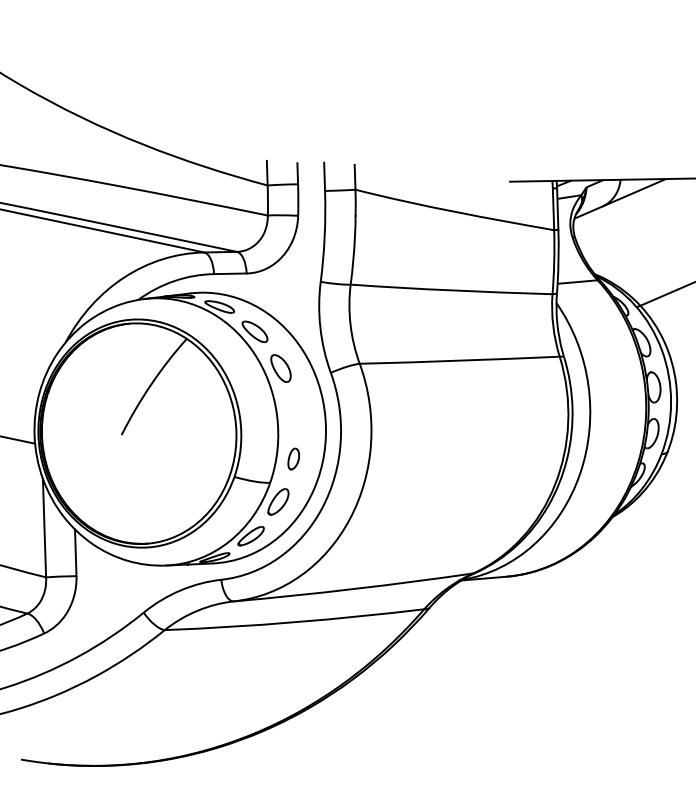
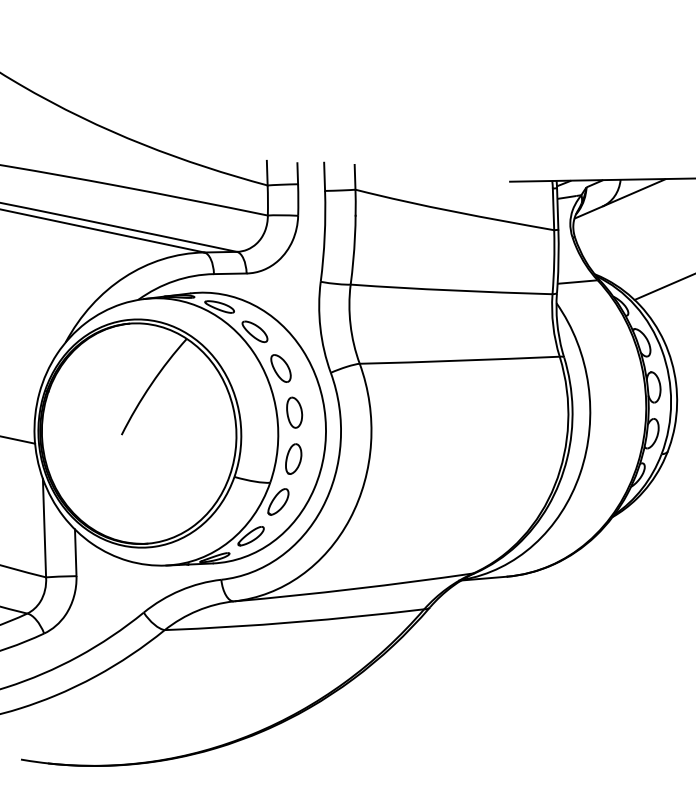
line position: (664, 294) -> (663, 286) (663, 286)
part: none -> present (294, 412)
part size: 14x24 px -> 18x32 px (293, 458)
